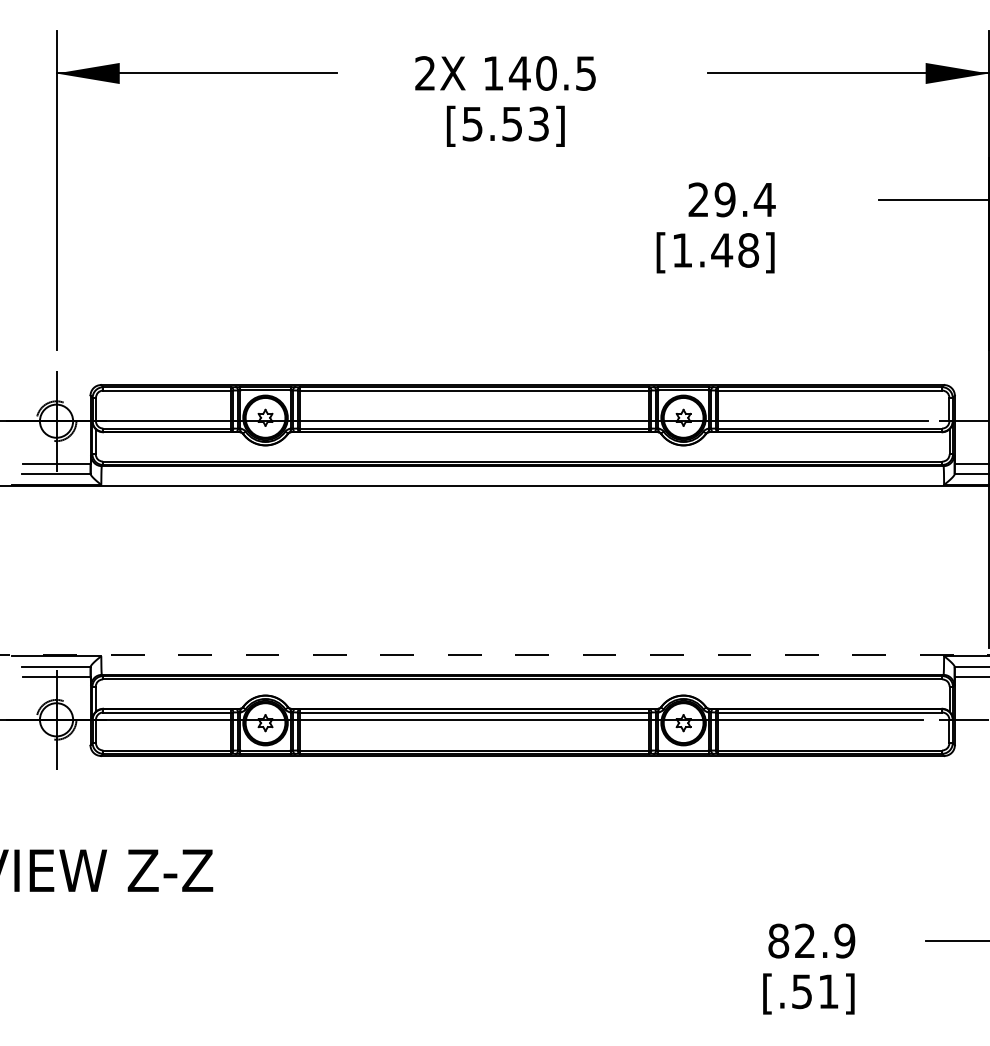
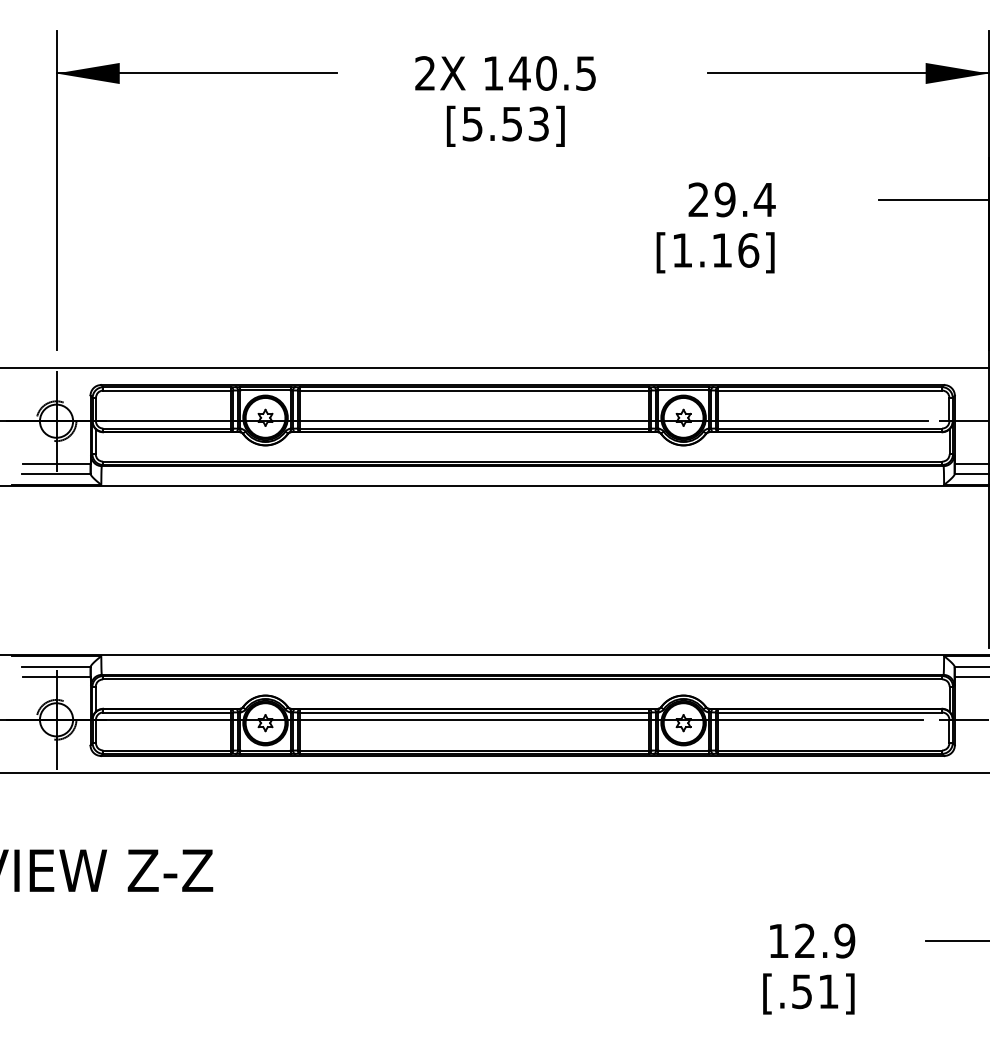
text: [1.48] -> [1.16] (735, 250)
line: none -> present (494, 368)
line: dashed -> solid (495, 655)
line: none -> present (494, 772)
text: 82.9 -> 12.9 (778, 940)
